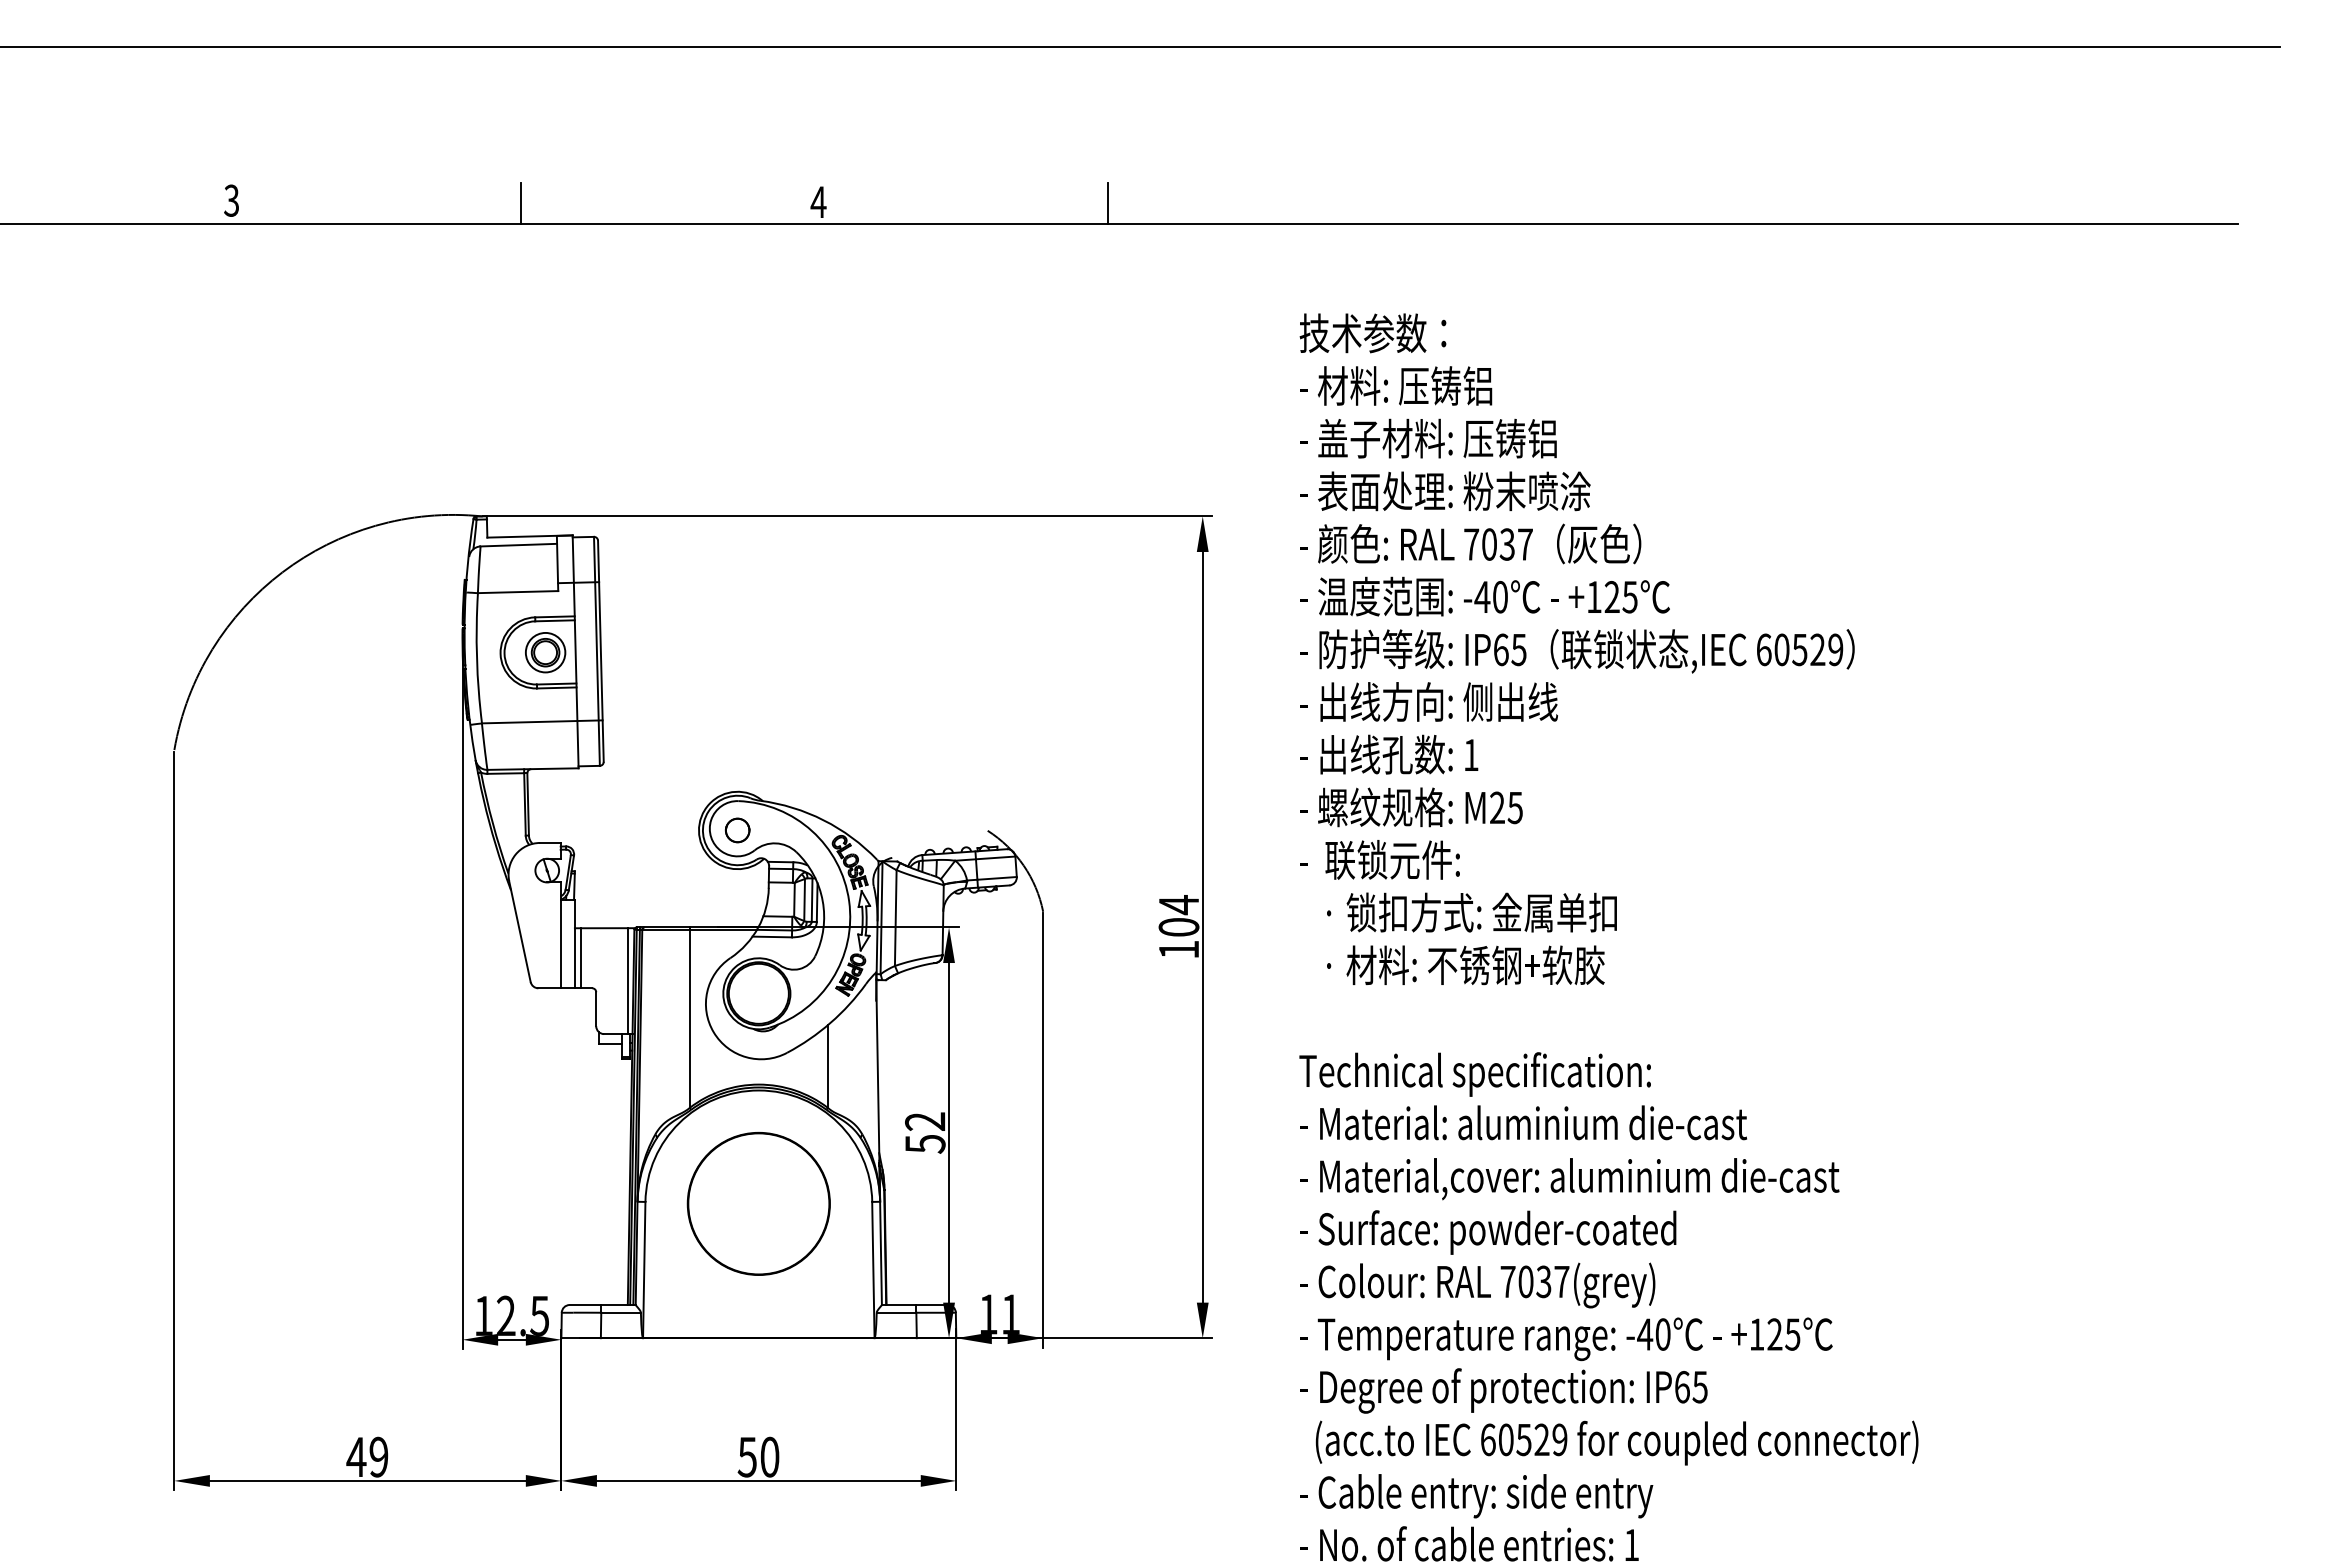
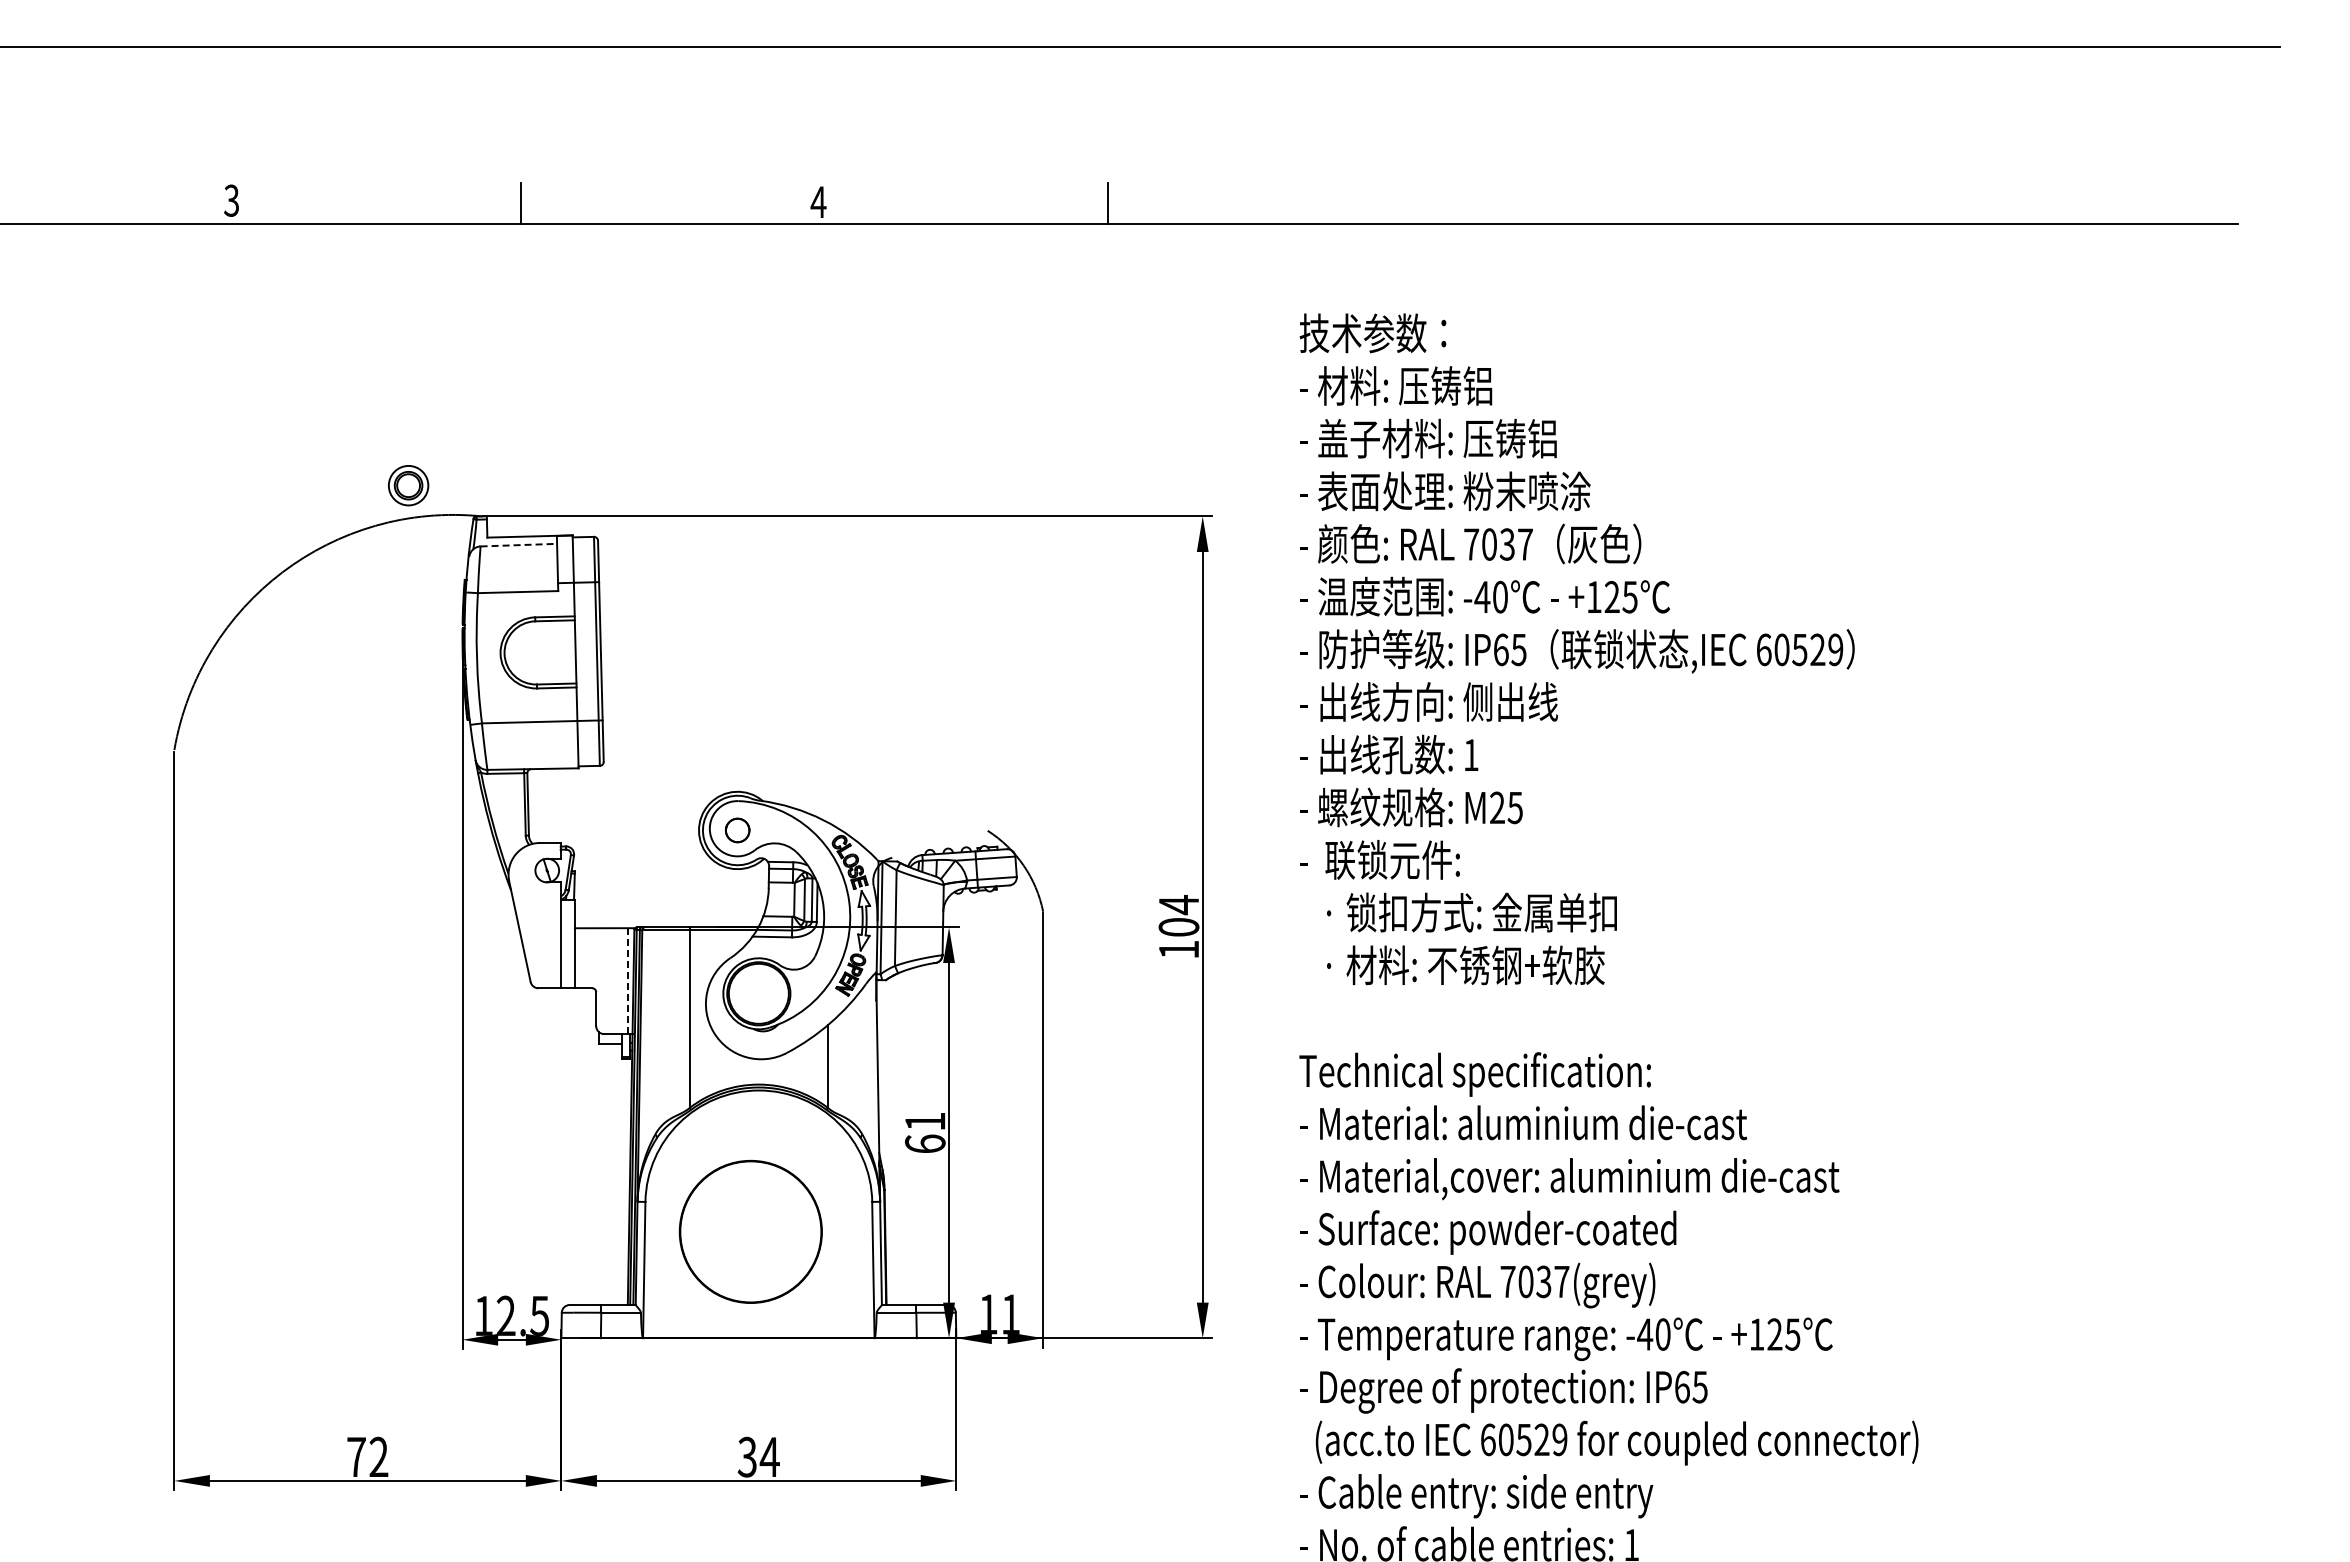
line: solid -> dashed (519, 545)
part position: (545, 652) -> (408, 485) (408, 485)
line: present -> none (581, 958)
line: solid -> dashed (627, 981)
text: 52 -> 61 (925, 1132)
circle position: (758, 1203) -> (750, 1231) (750, 1231)
text: 50 -> 34 (758, 1456)
text: 49 -> 72 (367, 1457)
